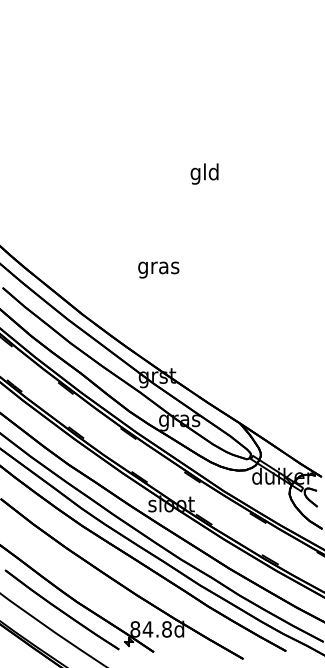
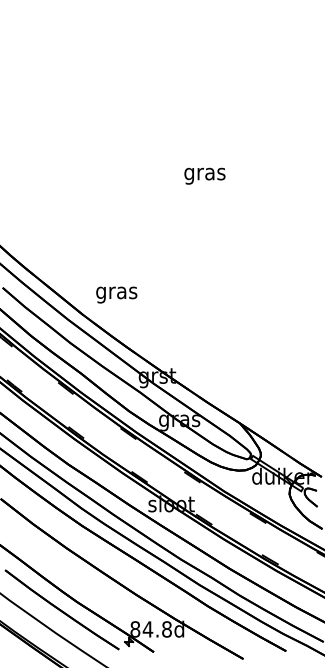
text: gld -> gras (204, 173)
text position: (158, 269) -> (116, 294) (116, 294)
